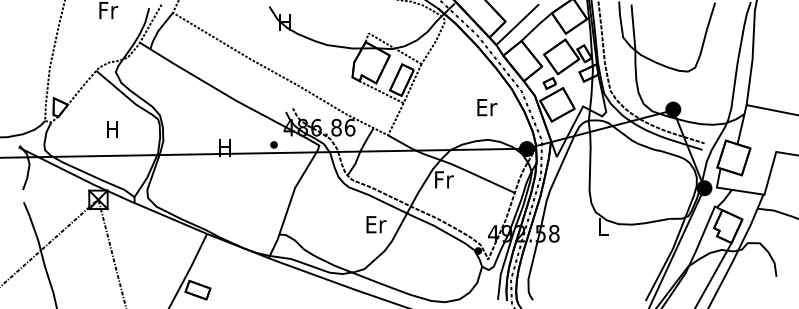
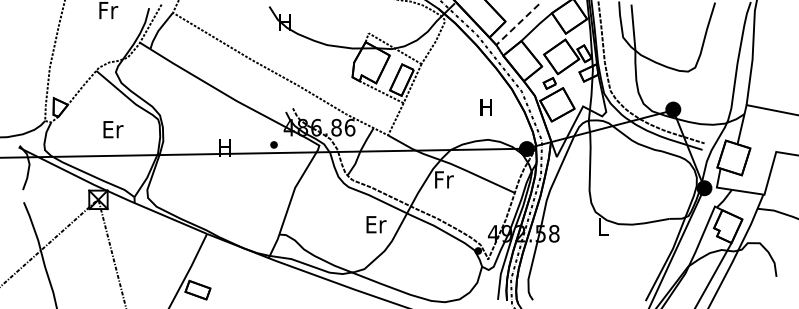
line: solid -> dashed (517, 24)
text: Er -> H (487, 107)
text: H -> Er (113, 129)
